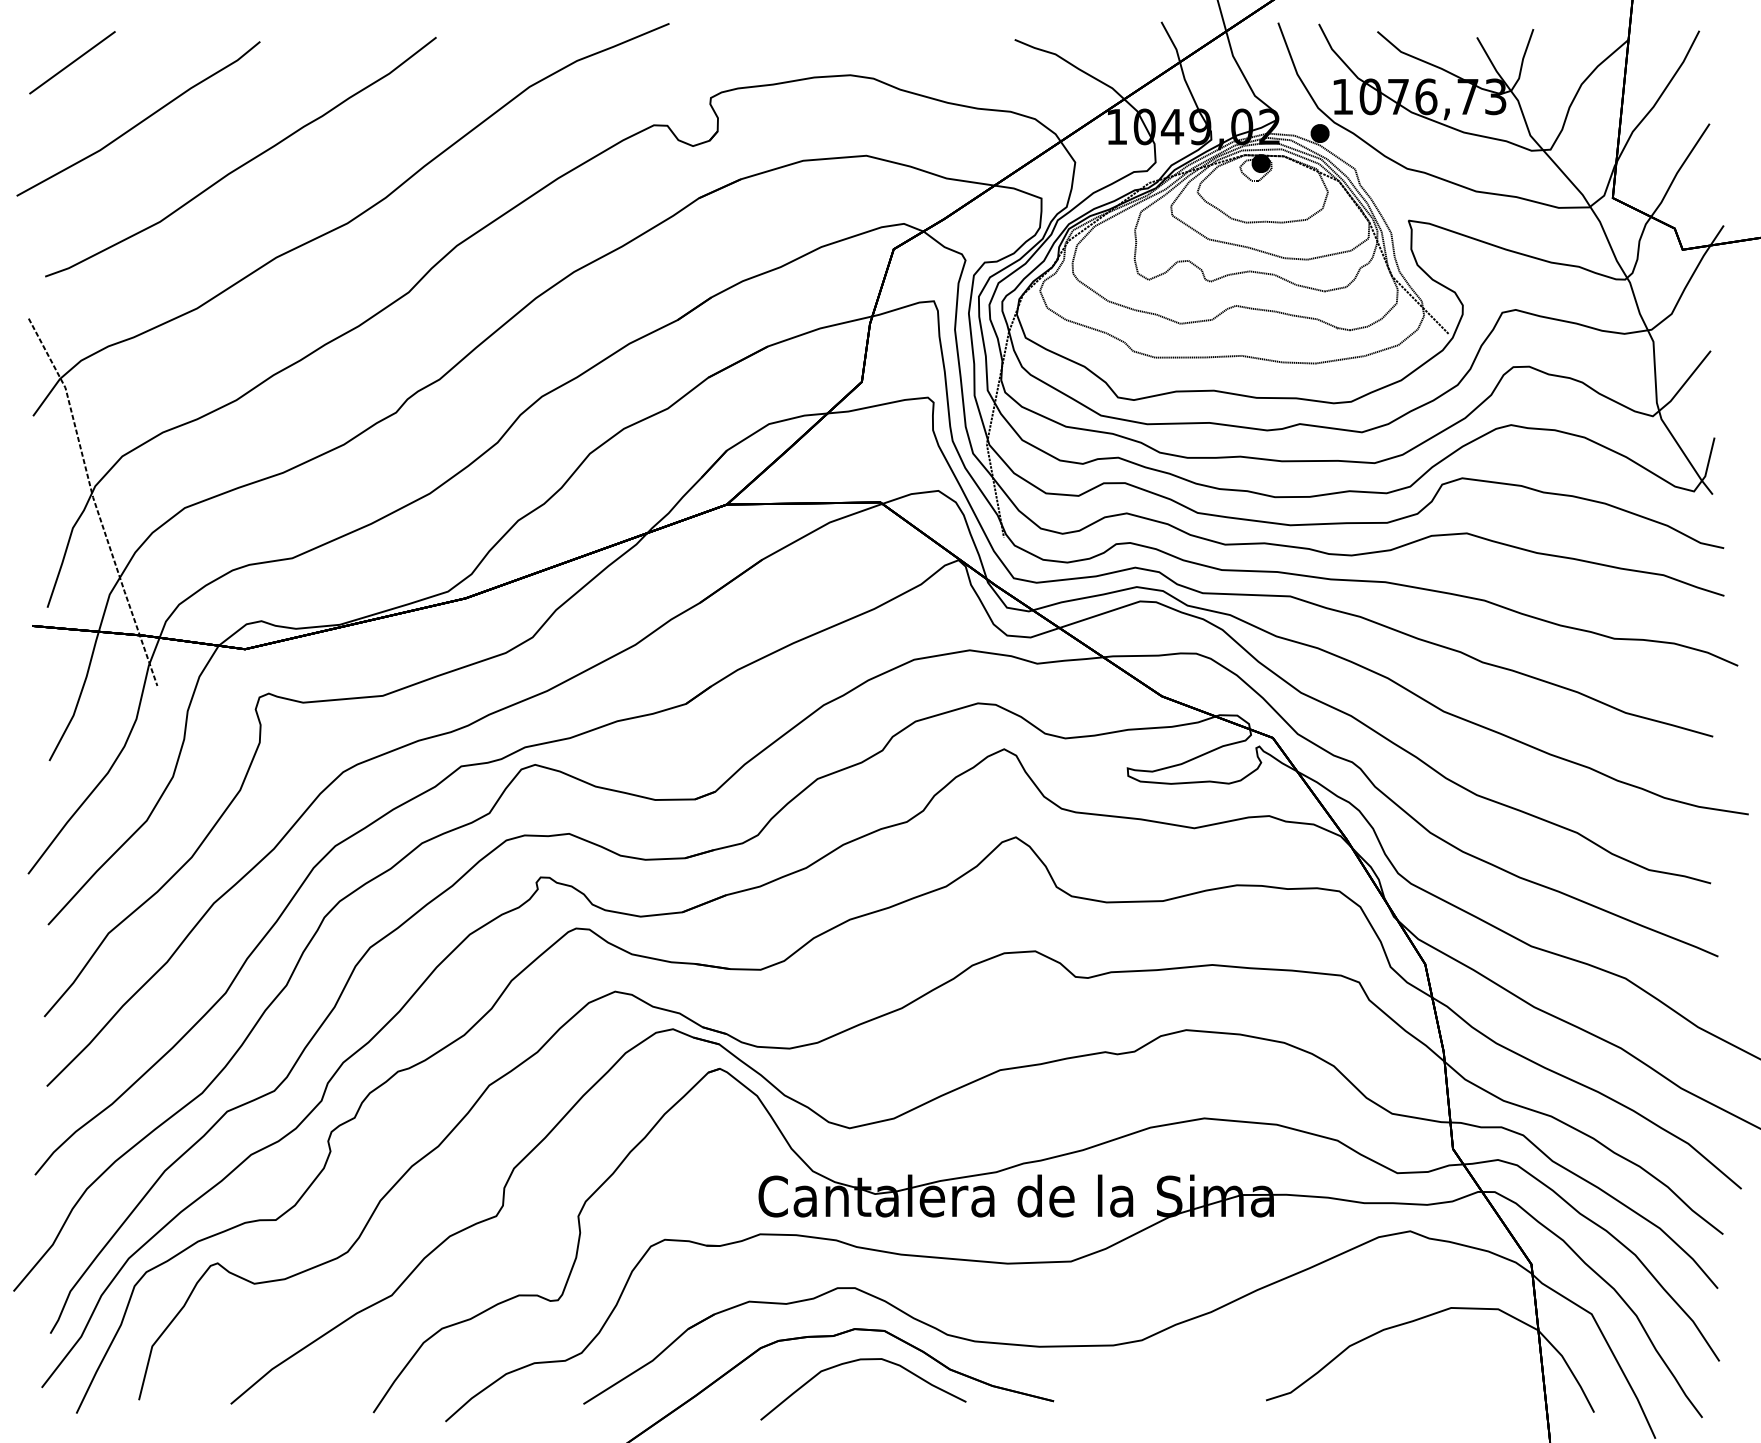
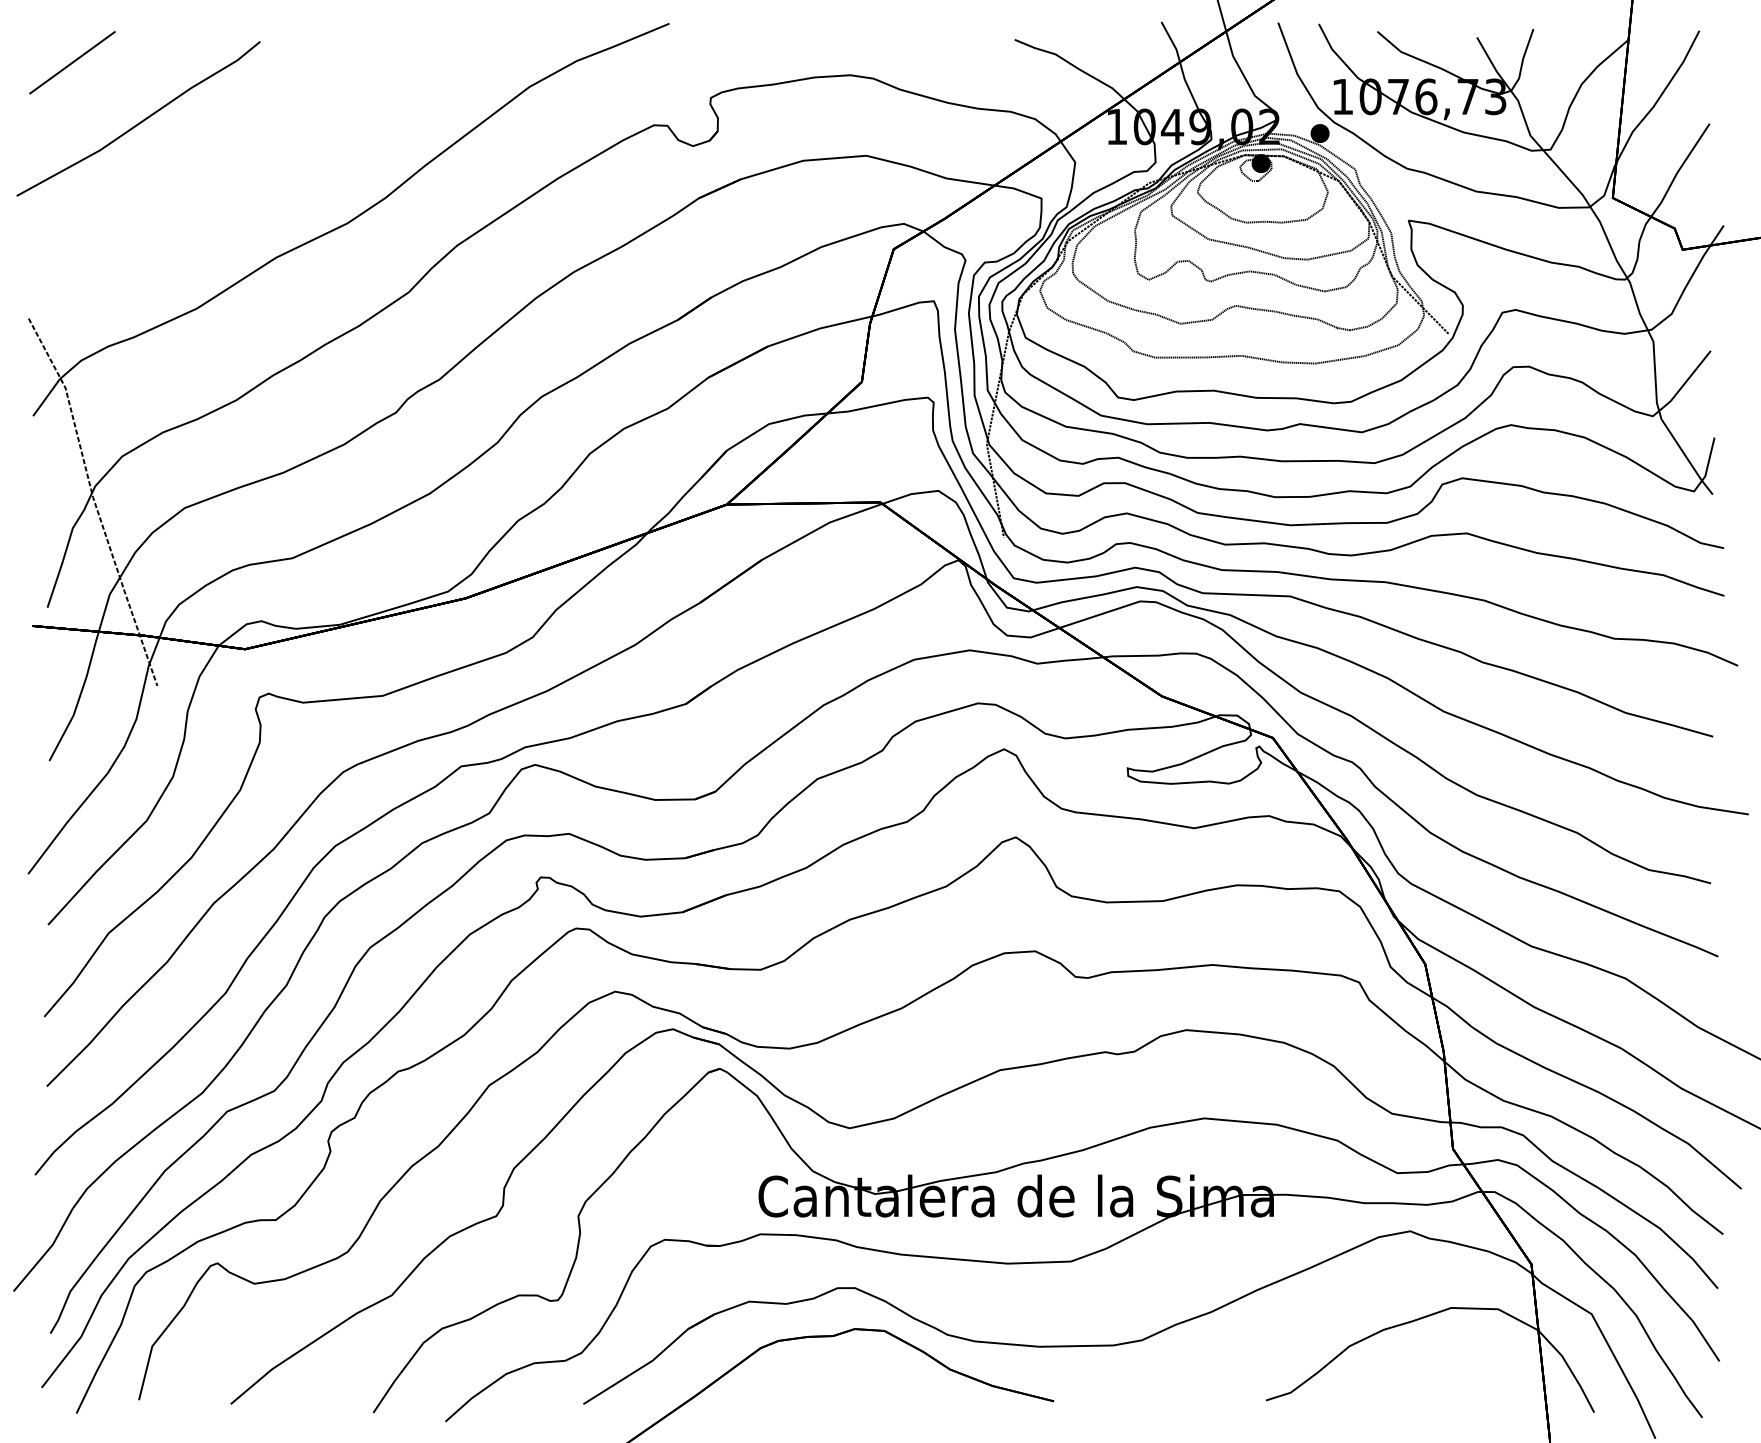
part: present -> none (243, 163)
part: present -> none (857, 1361)
